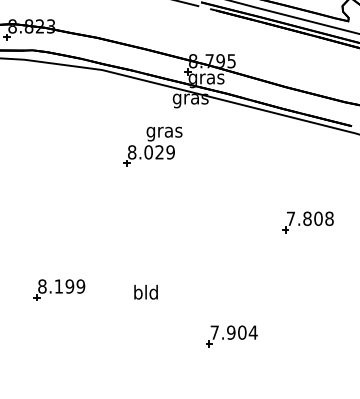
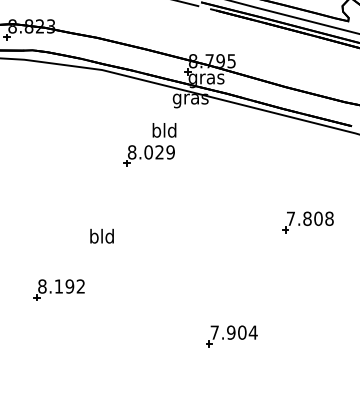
text: gras -> bld (164, 132)
text: 8.199 -> 8.192 (80, 286)
text position: (145, 291) -> (101, 235) (101, 235)
